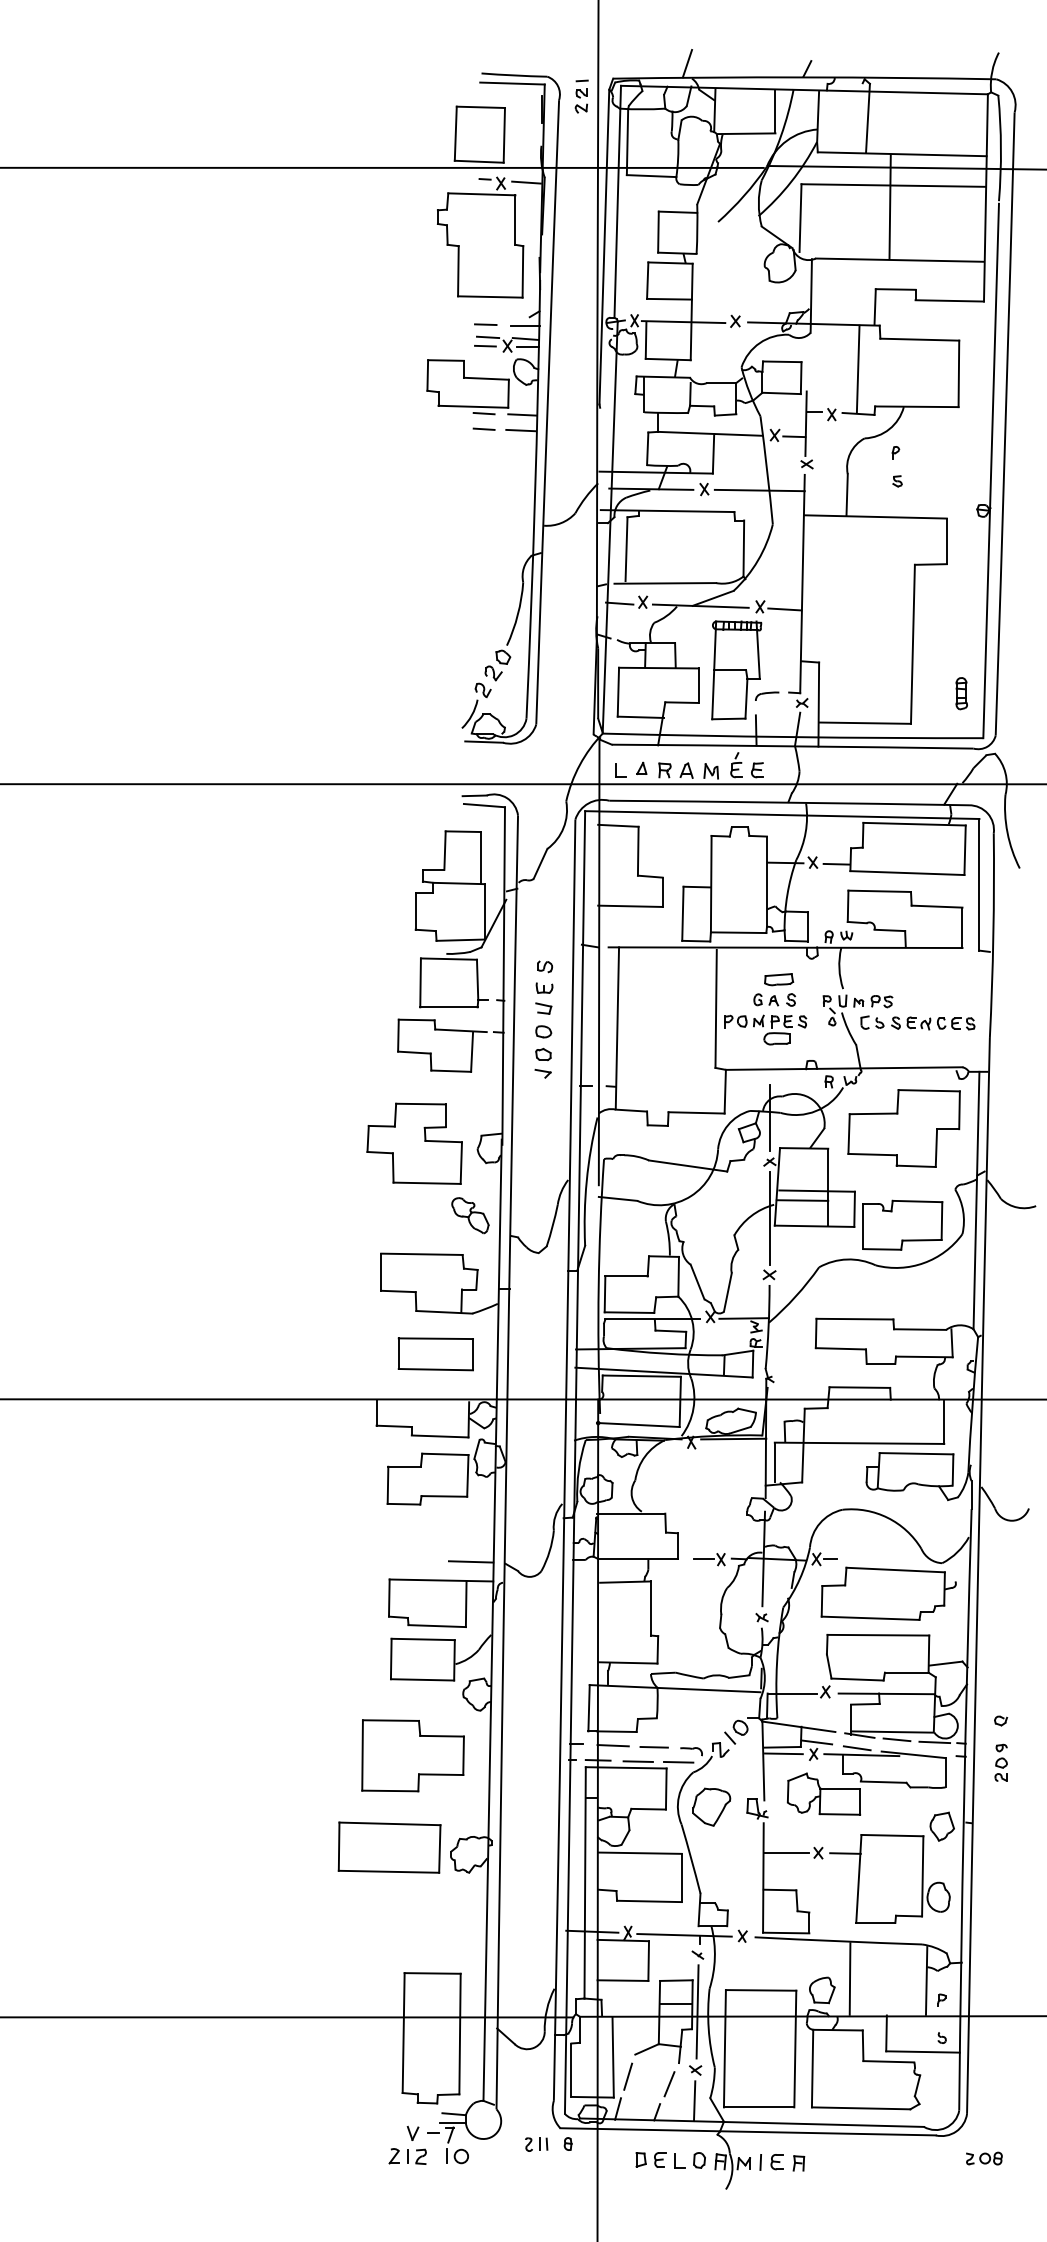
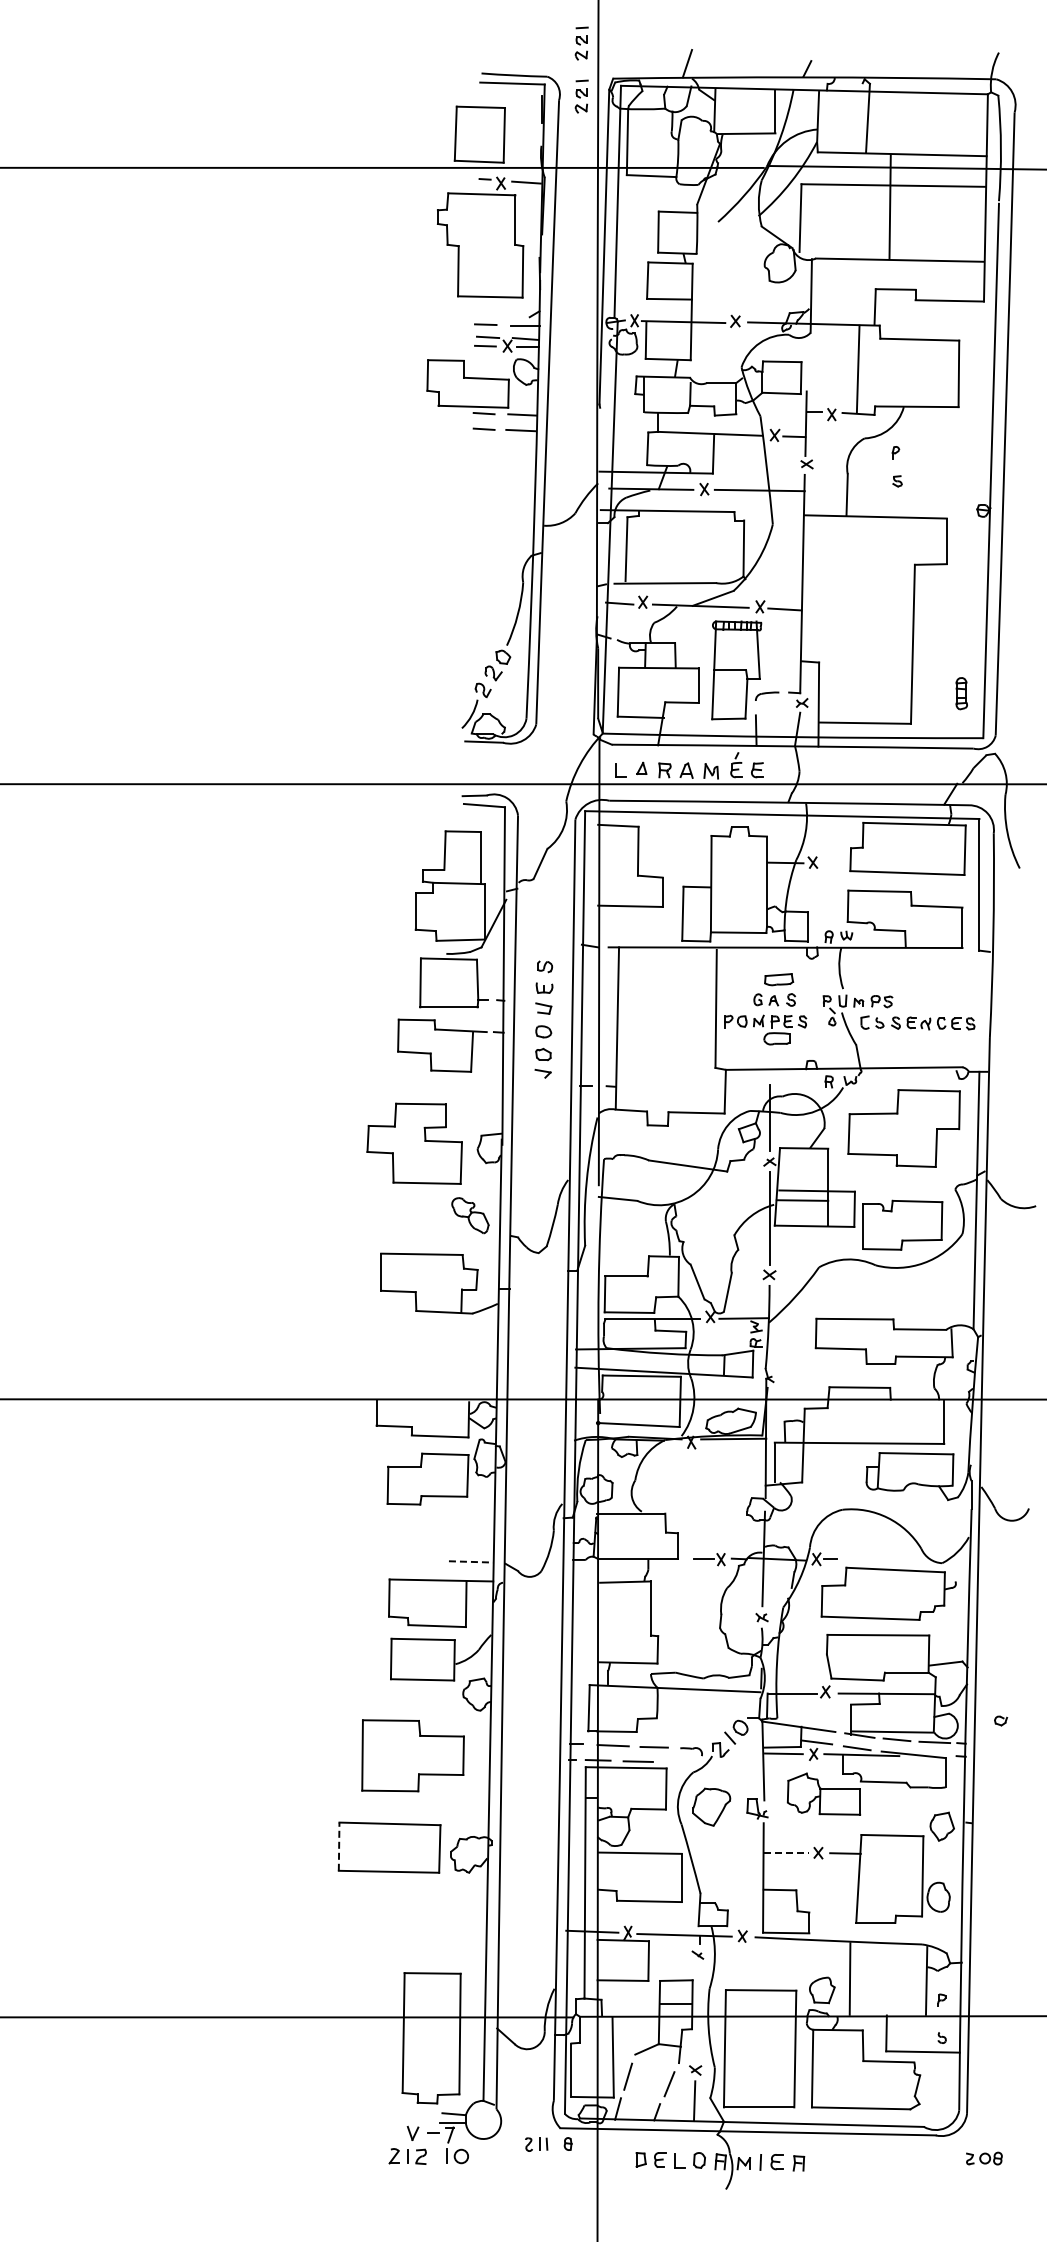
part: none -> present (581, 43)
line: present -> none (836, 863)
part: present -> none (435, 1354)
line: solid -> dashed (471, 1561)
line: present -> none (678, 1761)
part: present -> none (1000, 1762)
line: solid -> dashed (339, 1846)
line: solid -> dashed (786, 1853)
line: present -> none (697, 2011)
